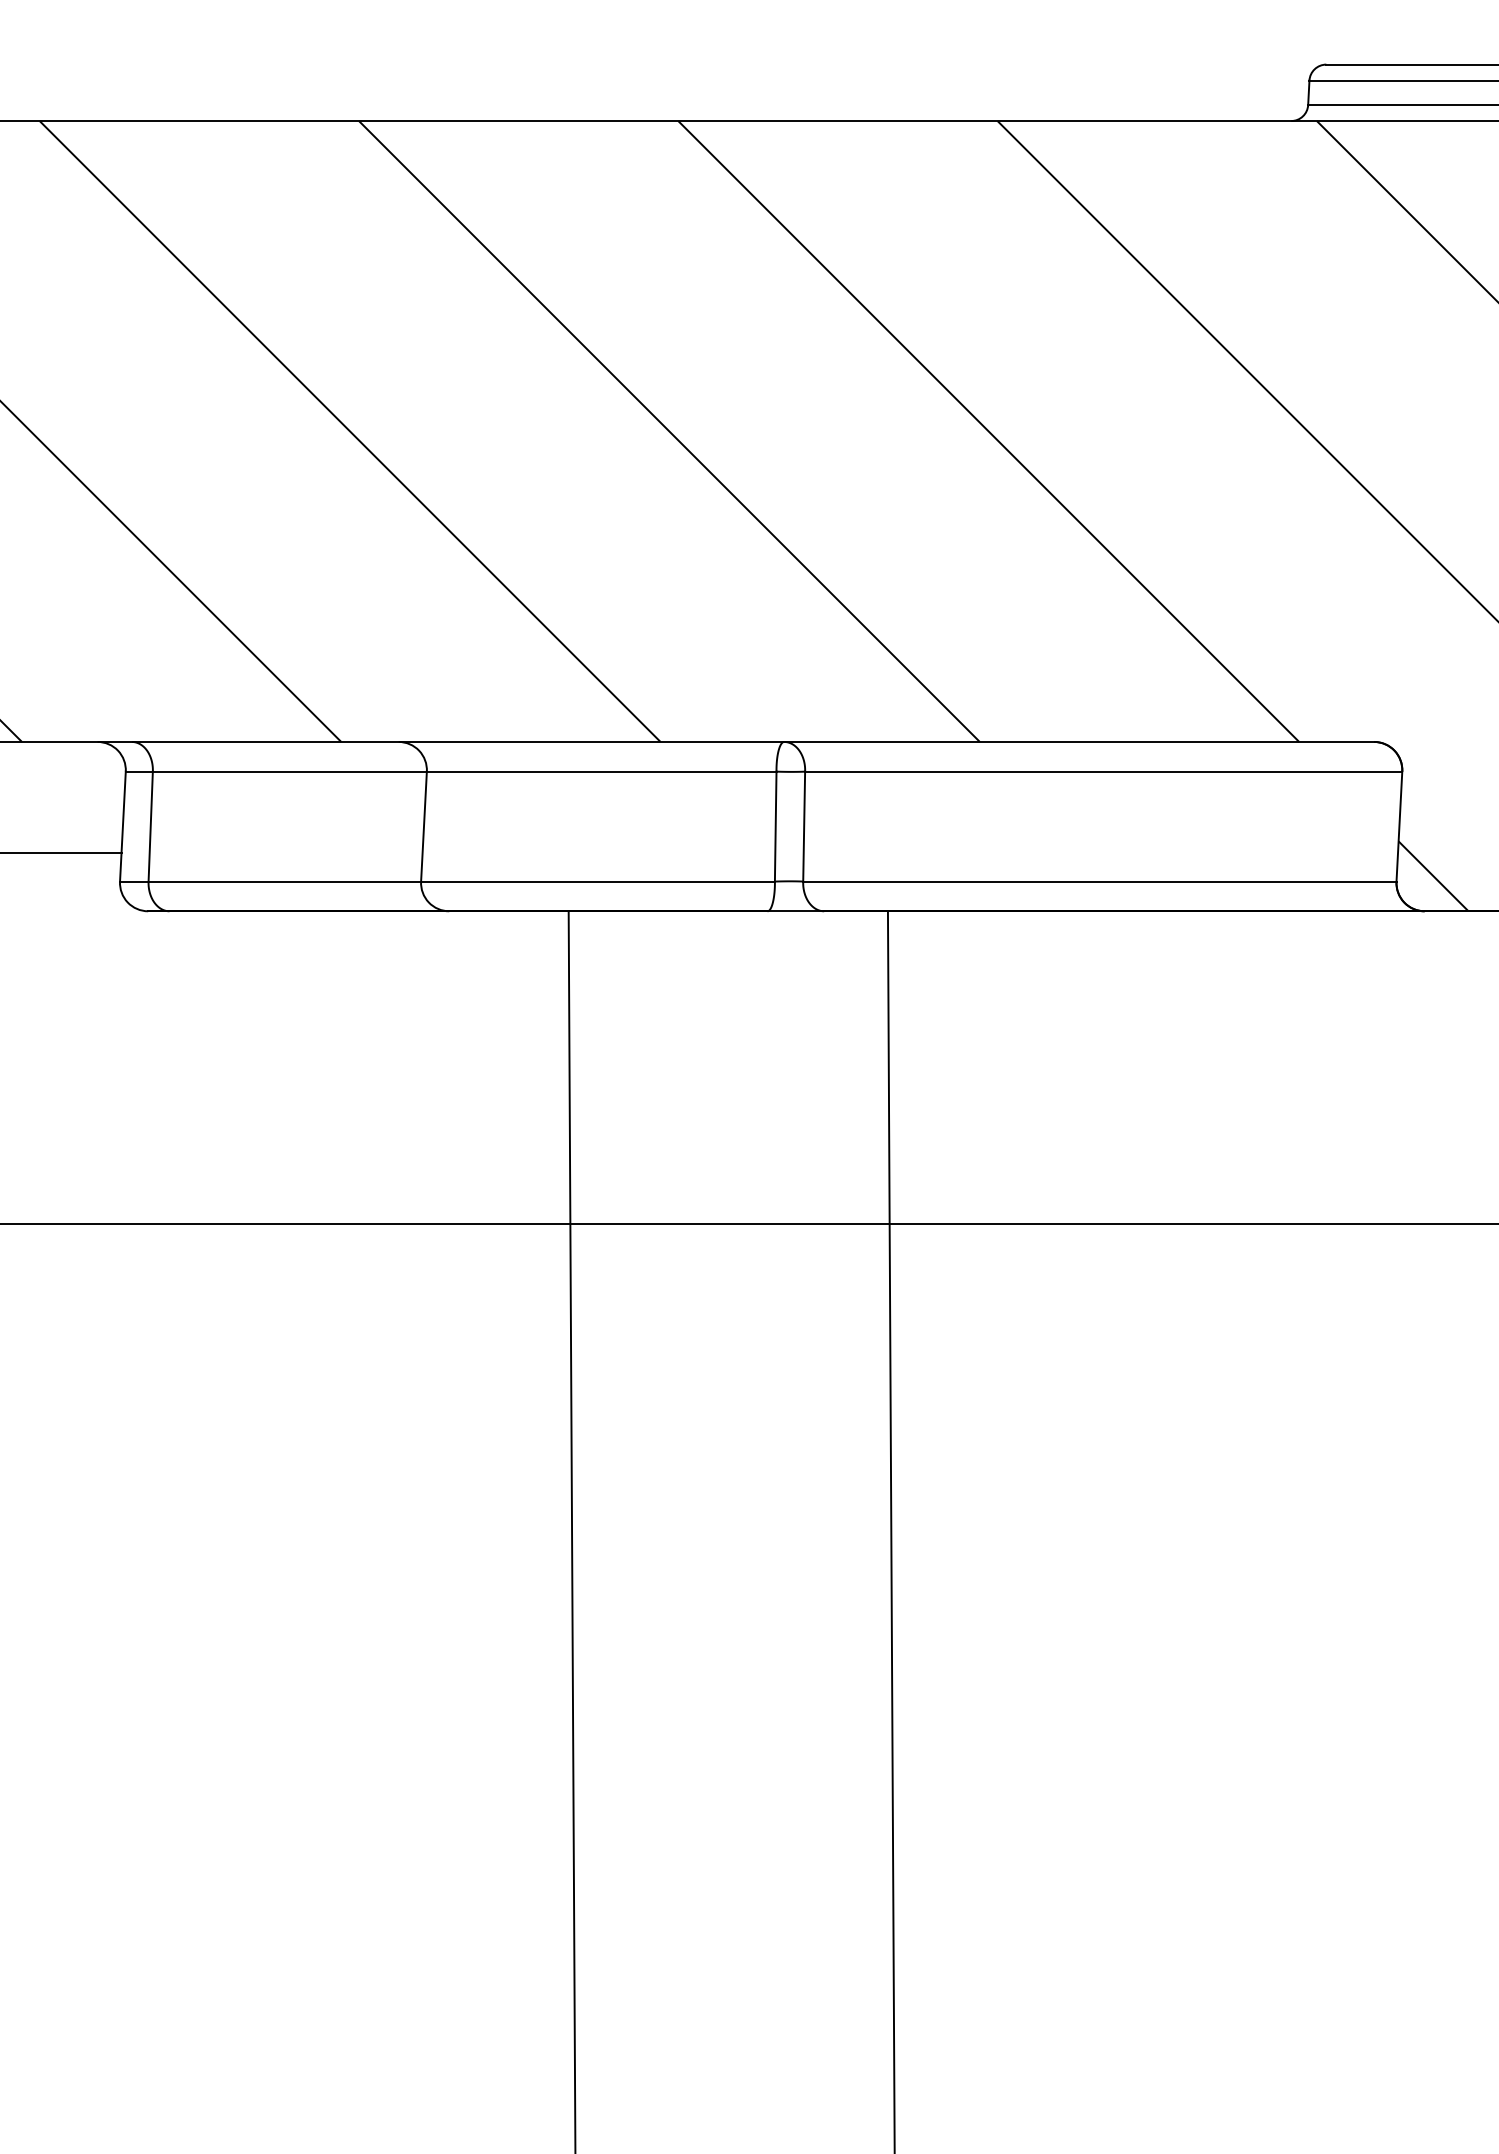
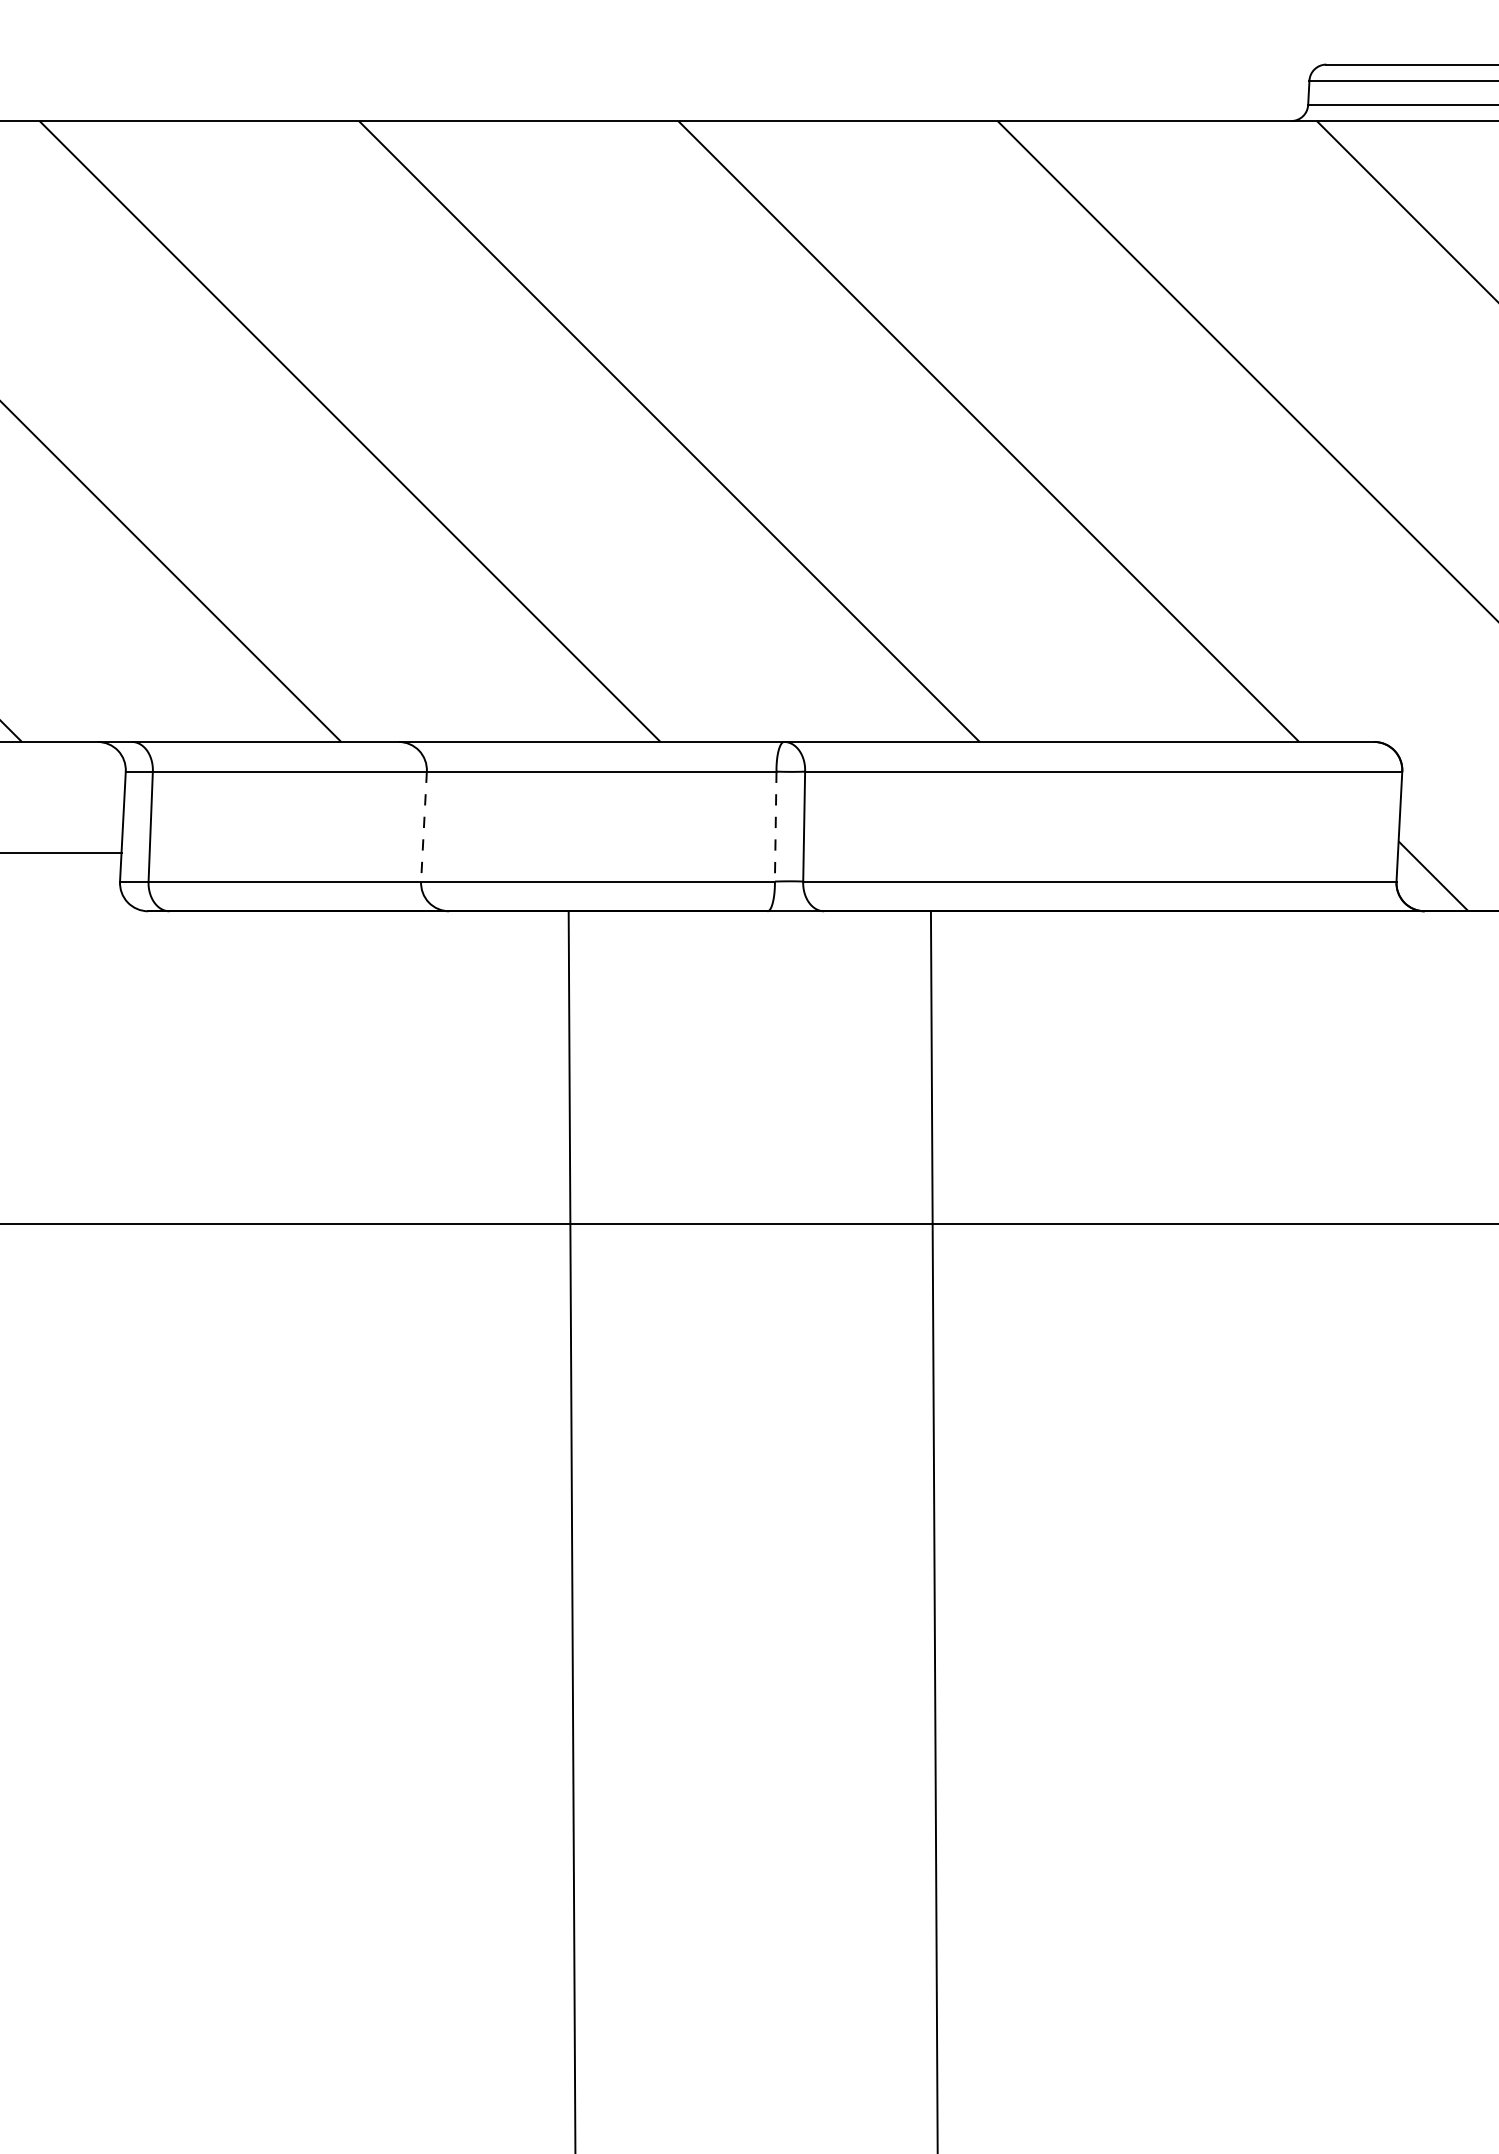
line: solid -> dashed (775, 826)
line: solid -> dashed (423, 827)
line position: (890, 1530) -> (933, 1530) (933, 1530)
